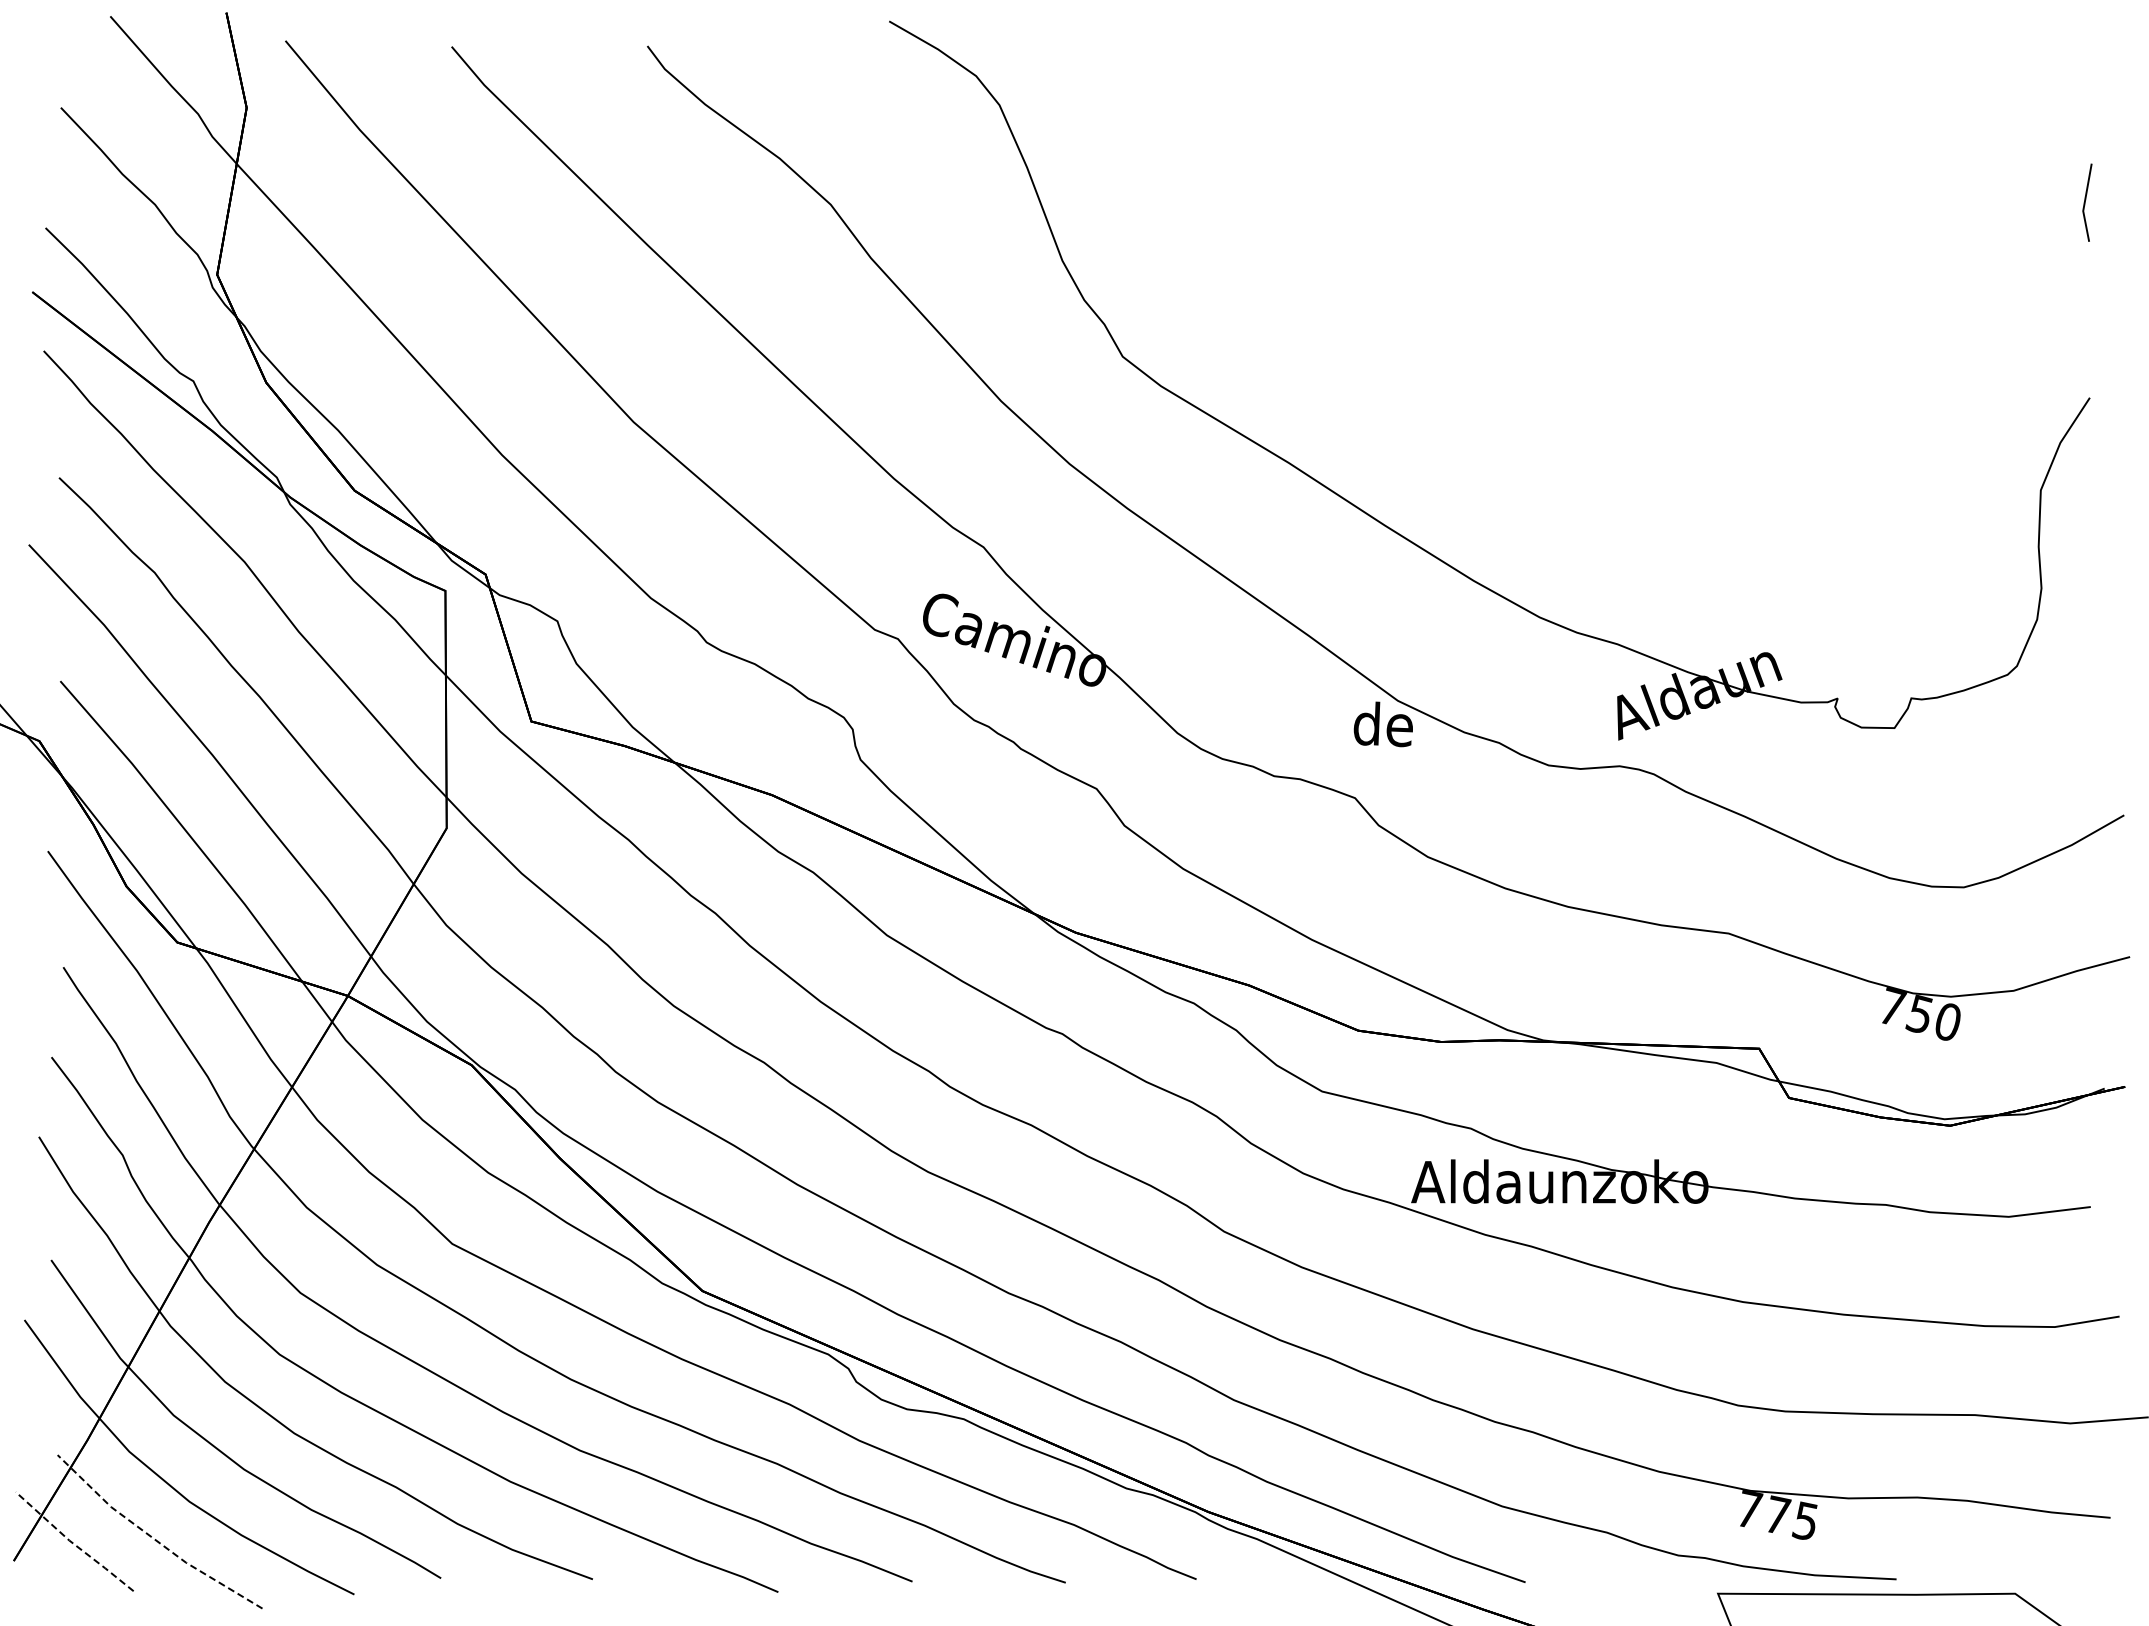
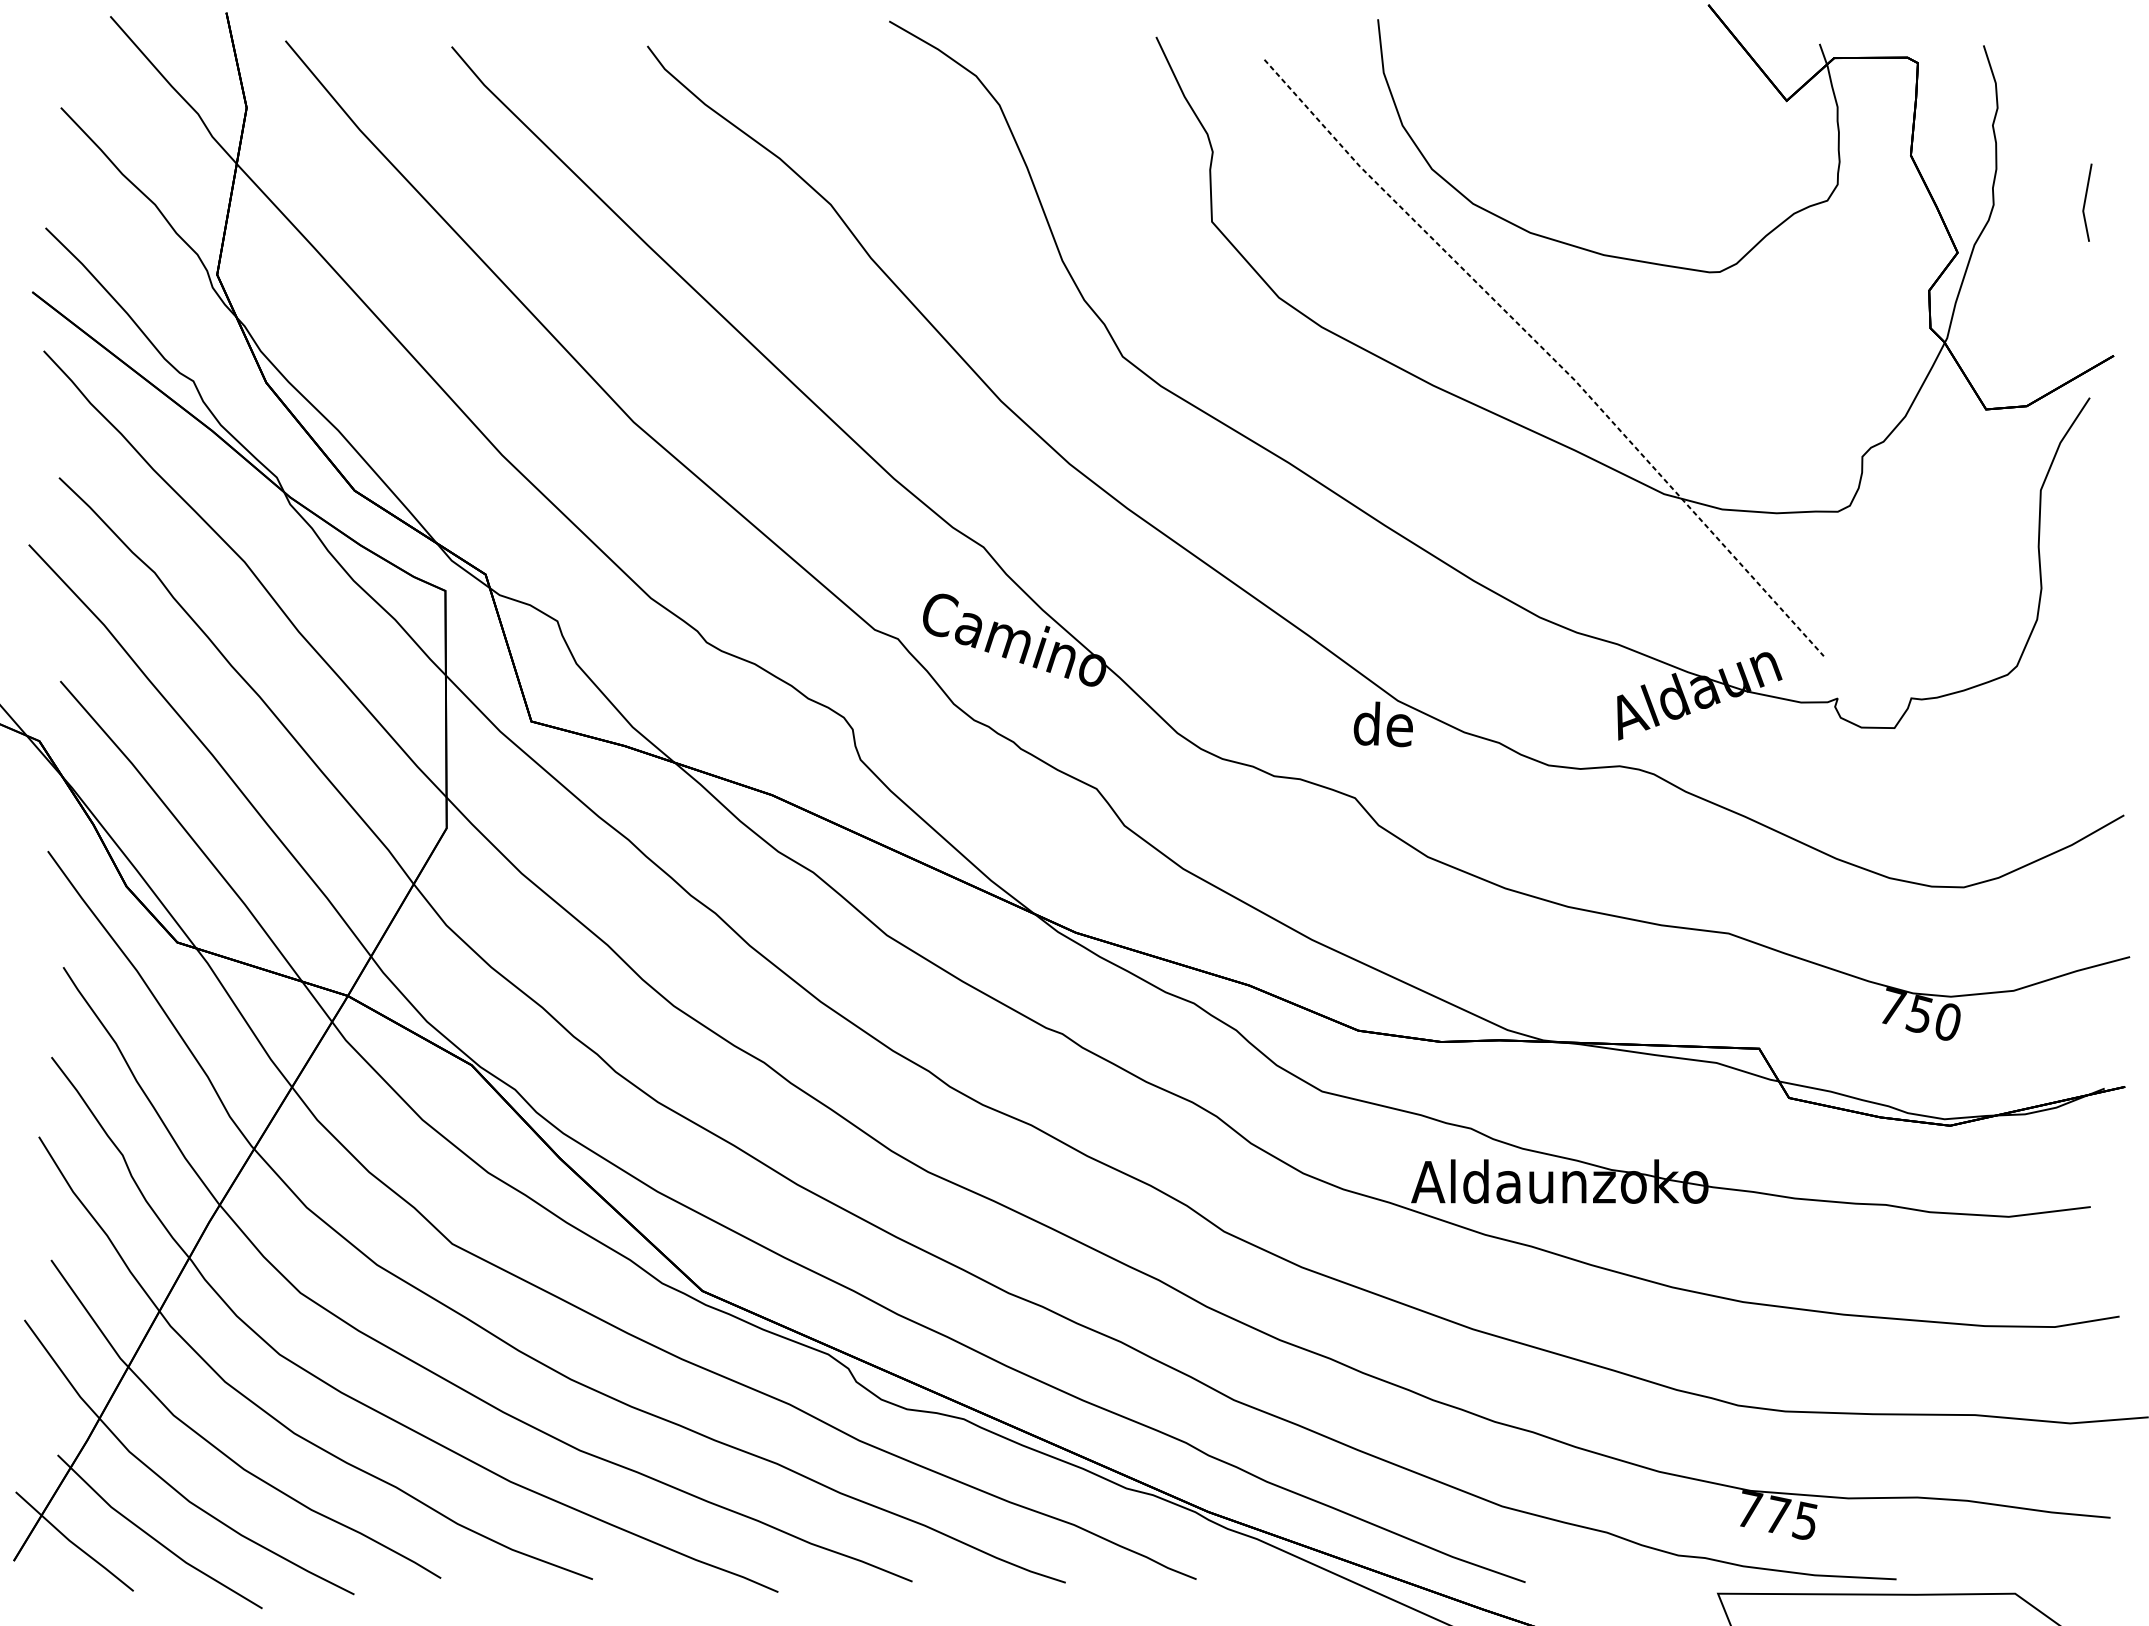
part: none -> present (1645, 263)
line: dashed -> solid (154, 1539)
line: dashed -> solid (73, 1543)
